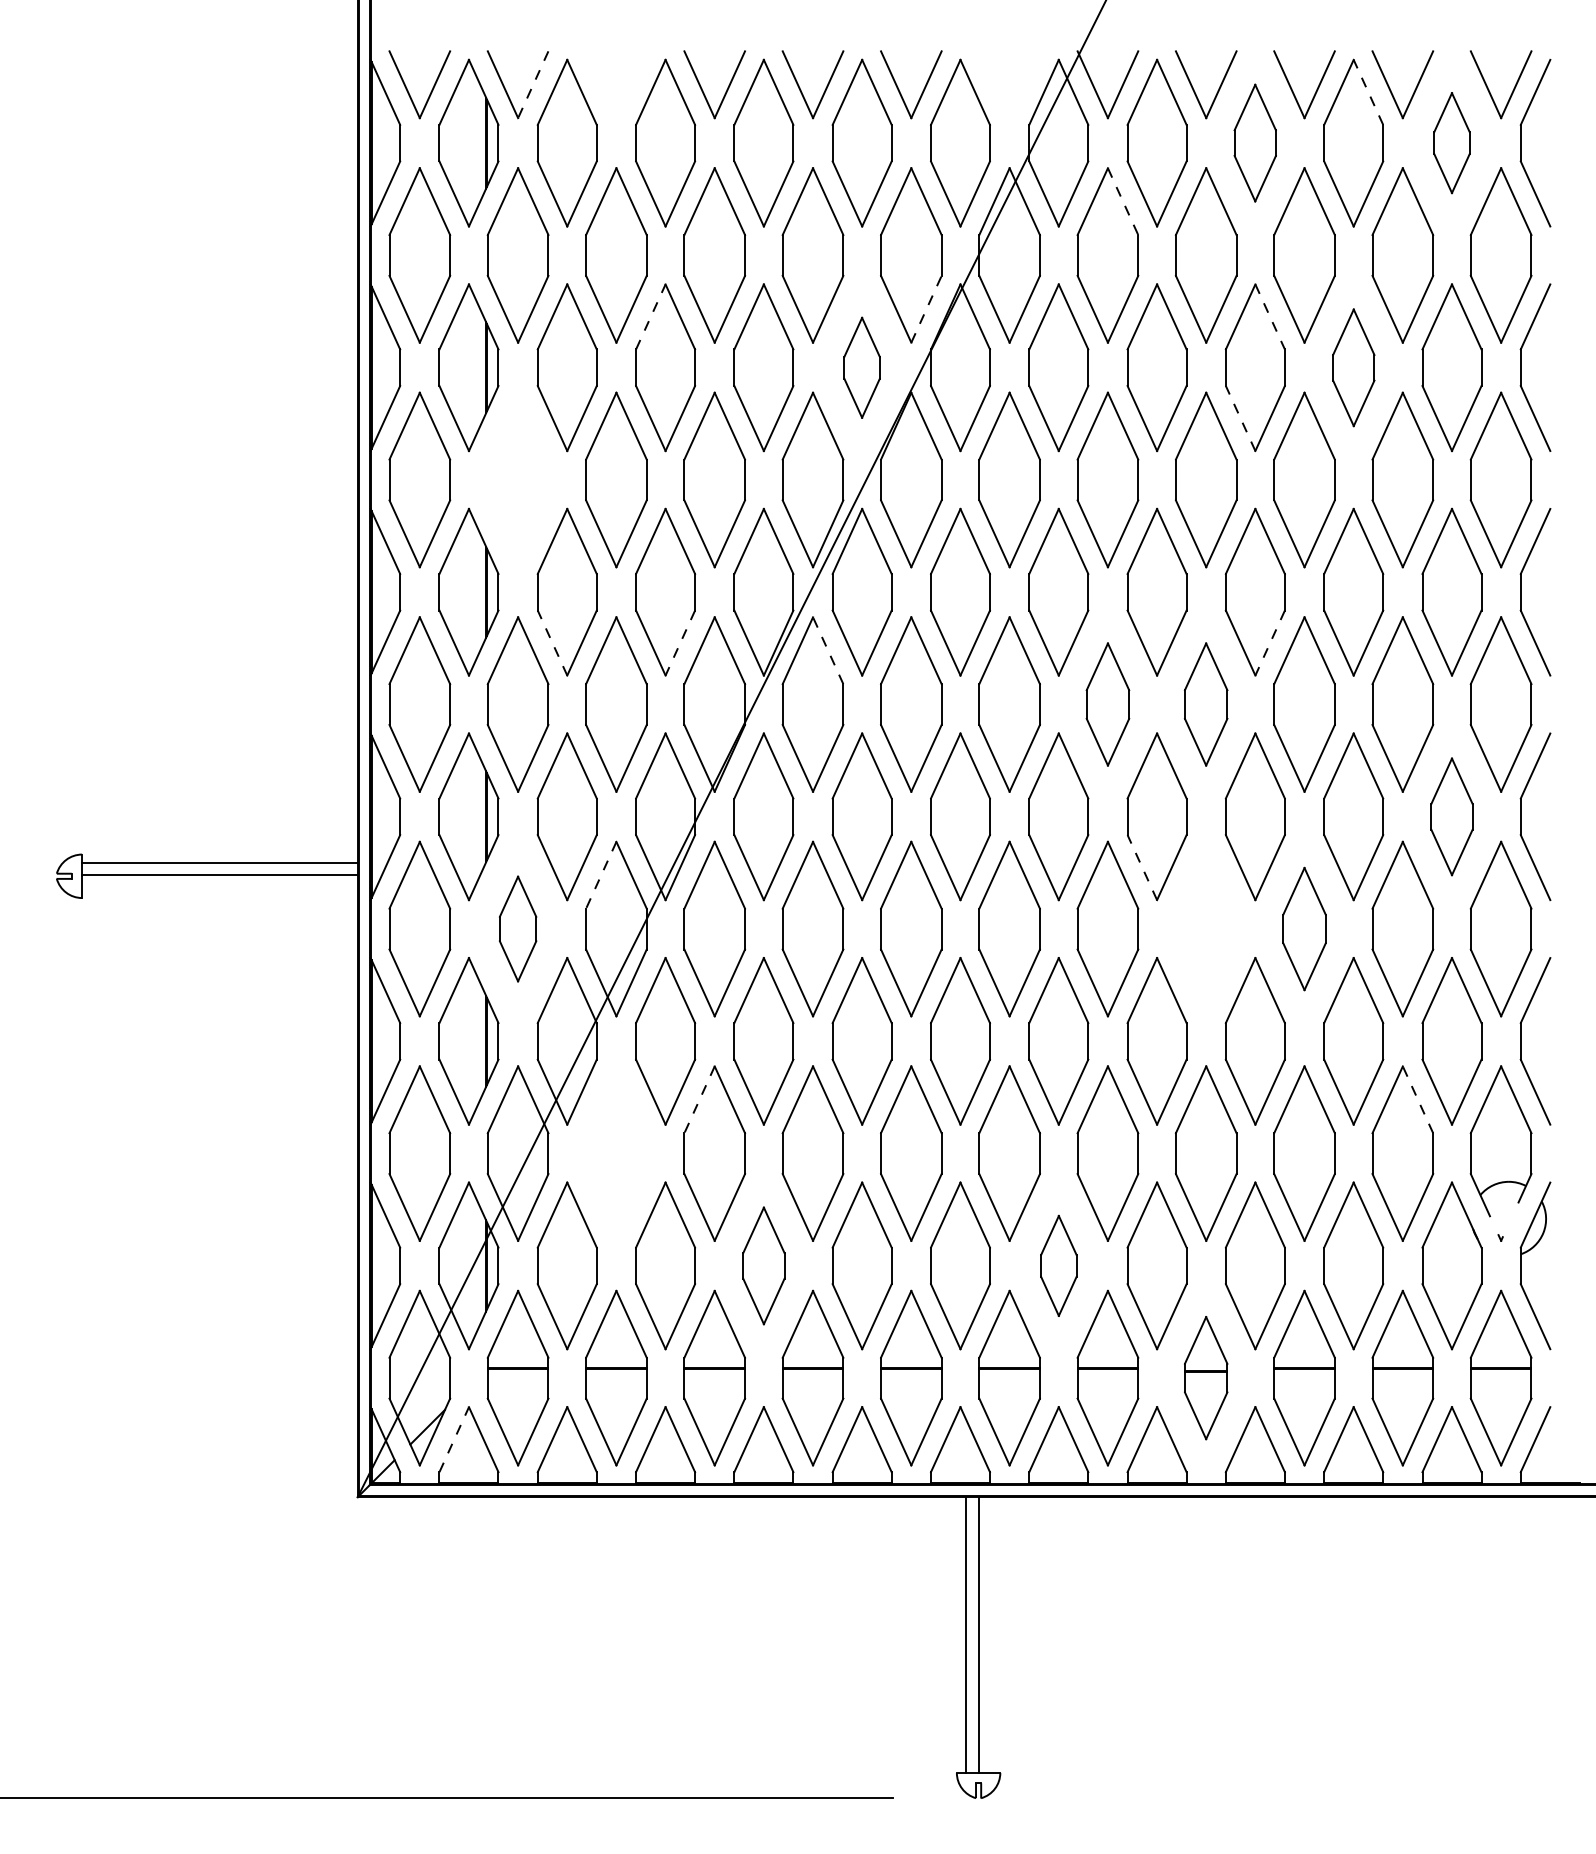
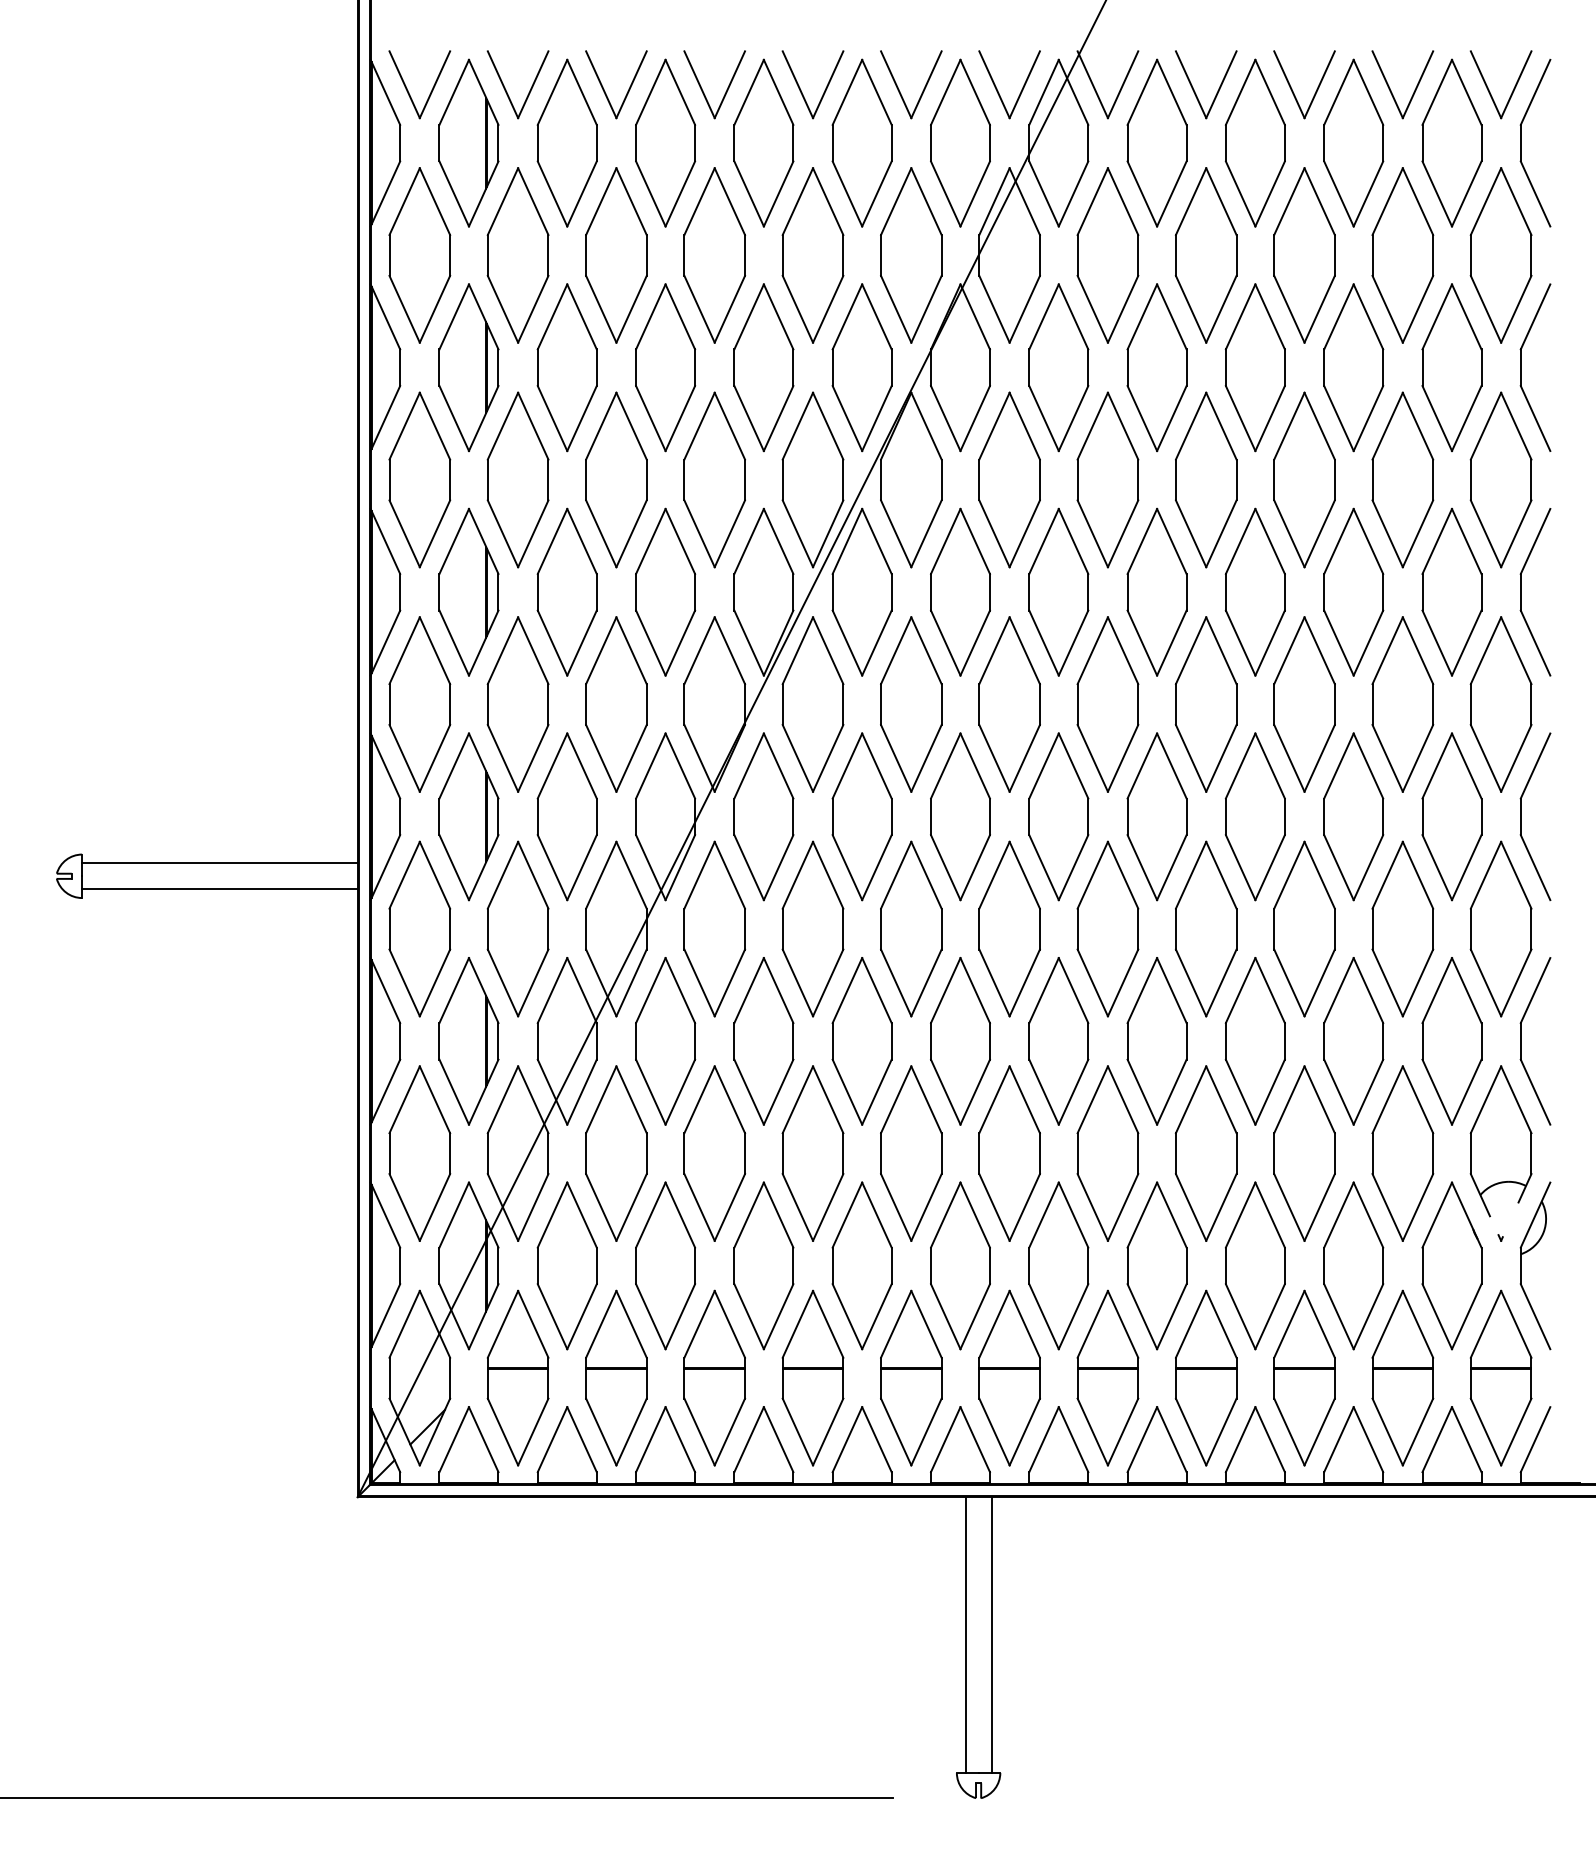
line: dashed -> solid (533, 84)
part: none -> present (628, 88)
part: none -> present (998, 90)
line: dashed -> solid (1368, 92)
part size: 44x120 px -> 62x170 px (1254, 142)
part size: 38x103 px -> 62x170 px (1451, 142)
line: dashed -> solid (1123, 201)
line: dashed -> solid (926, 309)
line: dashed -> solid (650, 316)
line: dashed -> solid (1270, 316)
part size: 38x103 px -> 62x170 px (861, 367)
part size: 44x120 px -> 62x170 px (1353, 367)
line: dashed -> solid (1240, 418)
part: none -> present (517, 479)
line: dashed -> solid (552, 643)
line: dashed -> solid (680, 643)
line: dashed -> solid (1270, 643)
line: dashed -> solid (828, 650)
part size: 46x125 px -> 64x177 px (1107, 704)
part size: 46x125 px -> 64x177 px (1205, 704)
part size: 44x120 px -> 62x170 px (1451, 816)
line: dashed -> solid (1142, 867)
line position: (219, 875) -> (219, 889) (219, 889)
line: dashed -> solid (601, 875)
part size: 39x108 px -> 64x178 px (517, 928)
part: none -> present (1205, 928)
part size: 45x126 px -> 63x178 px (1304, 928)
line: dashed -> solid (699, 1099)
line: dashed -> solid (1418, 1099)
part: none -> present (616, 1153)
part size: 44x120 px -> 62x170 px (763, 1265)
part size: 38x103 px -> 62x170 px (1058, 1265)
part size: 45x125 px -> 64x178 px (1205, 1377)
line: dashed -> solid (454, 1439)
line position: (978, 1634) -> (991, 1634) (991, 1634)
